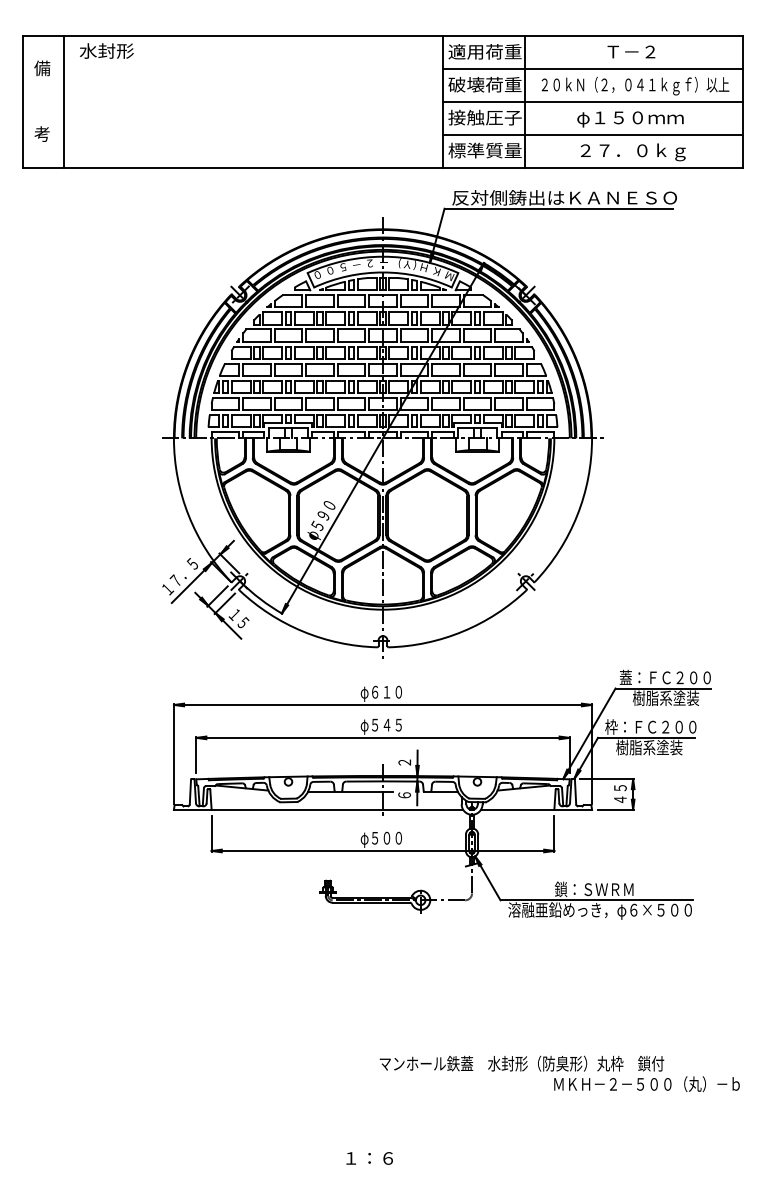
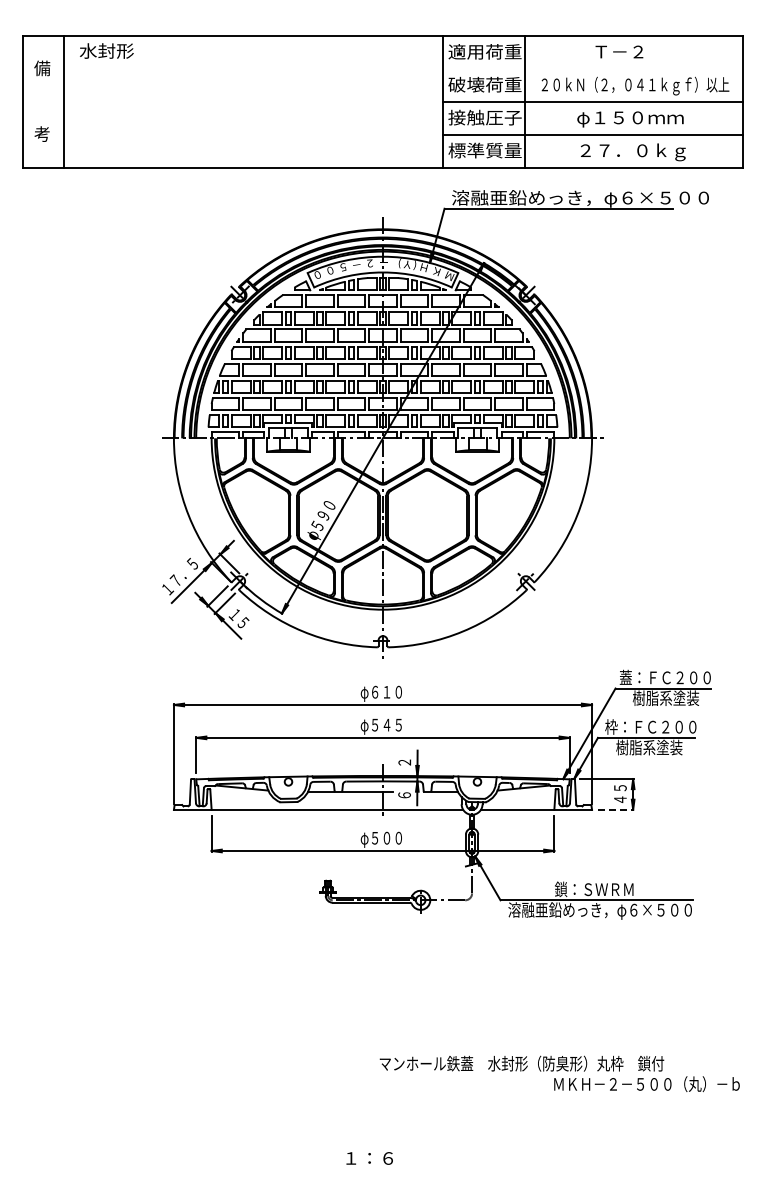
text position: (631, 51) -> (619, 51) (619, 51)
line: present -> none (592, 68)
text: 反対側鋳出はＫＡＮＥＳＯ -> 溶融亜鉛めっき，φ６×５００ (580, 198)
line: solid -> dashed (616, 809)
